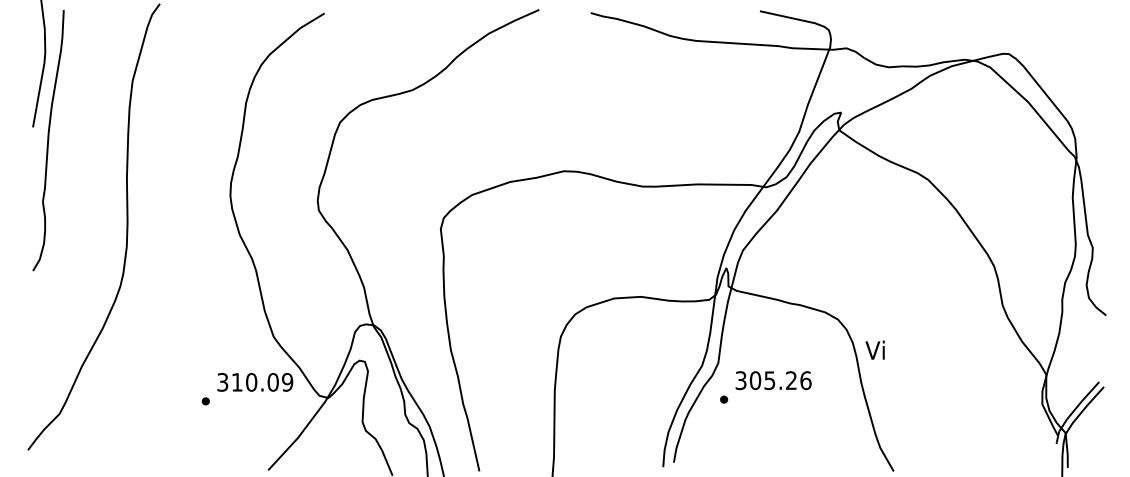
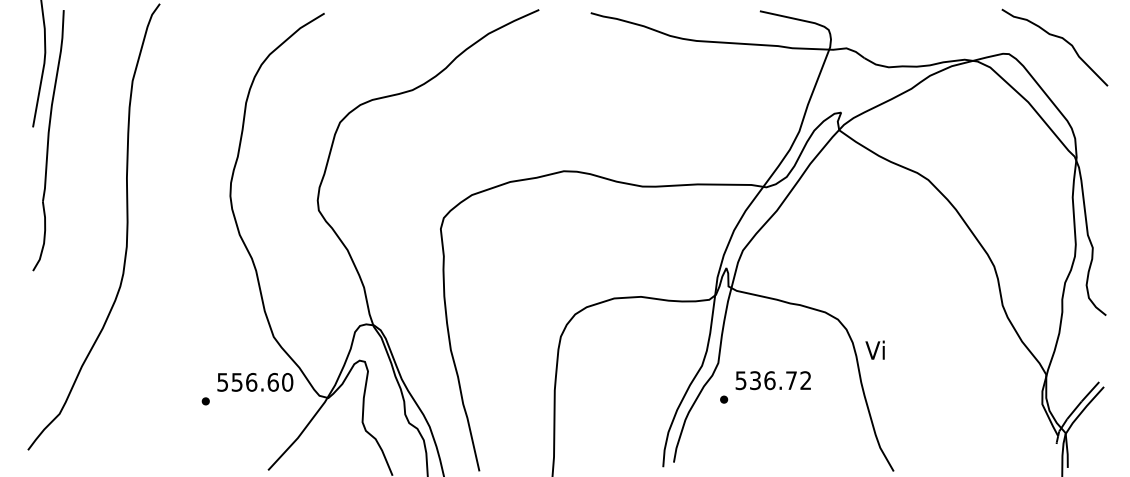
curve: none -> present (1056, 37)
text: 305.26 -> 536.72 (773, 380)
text: 310.09 -> 556.60 (255, 381)
